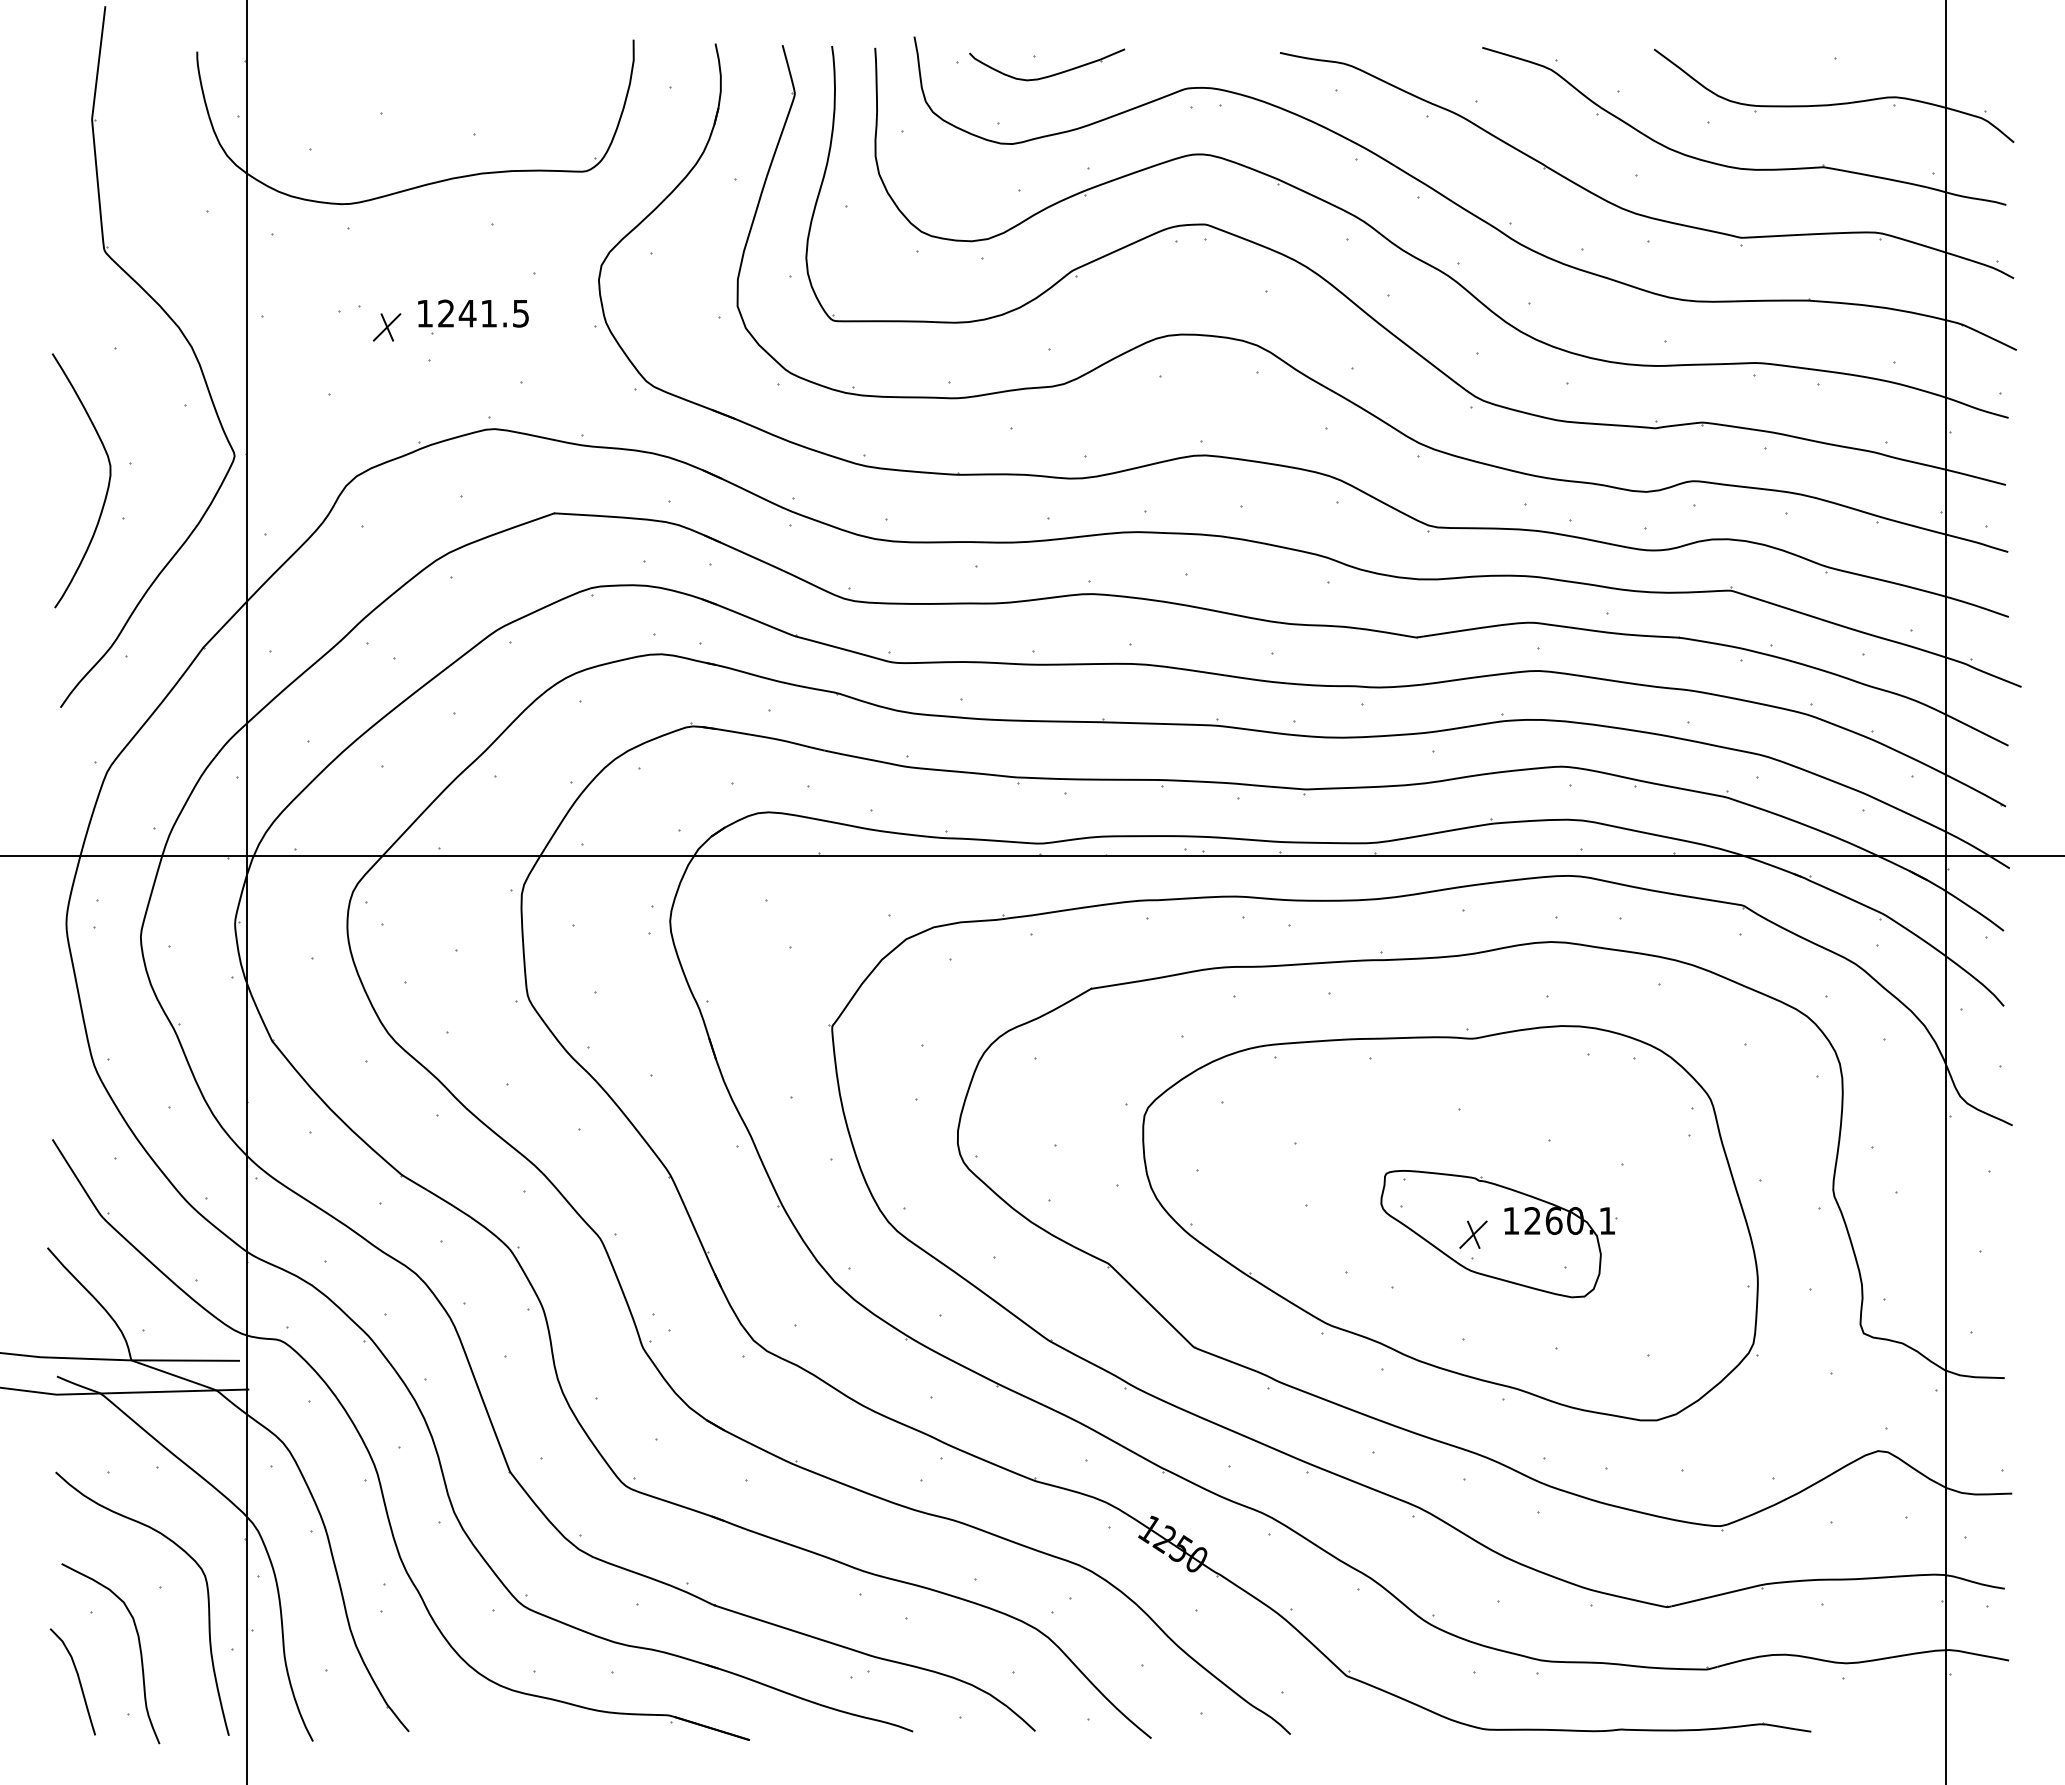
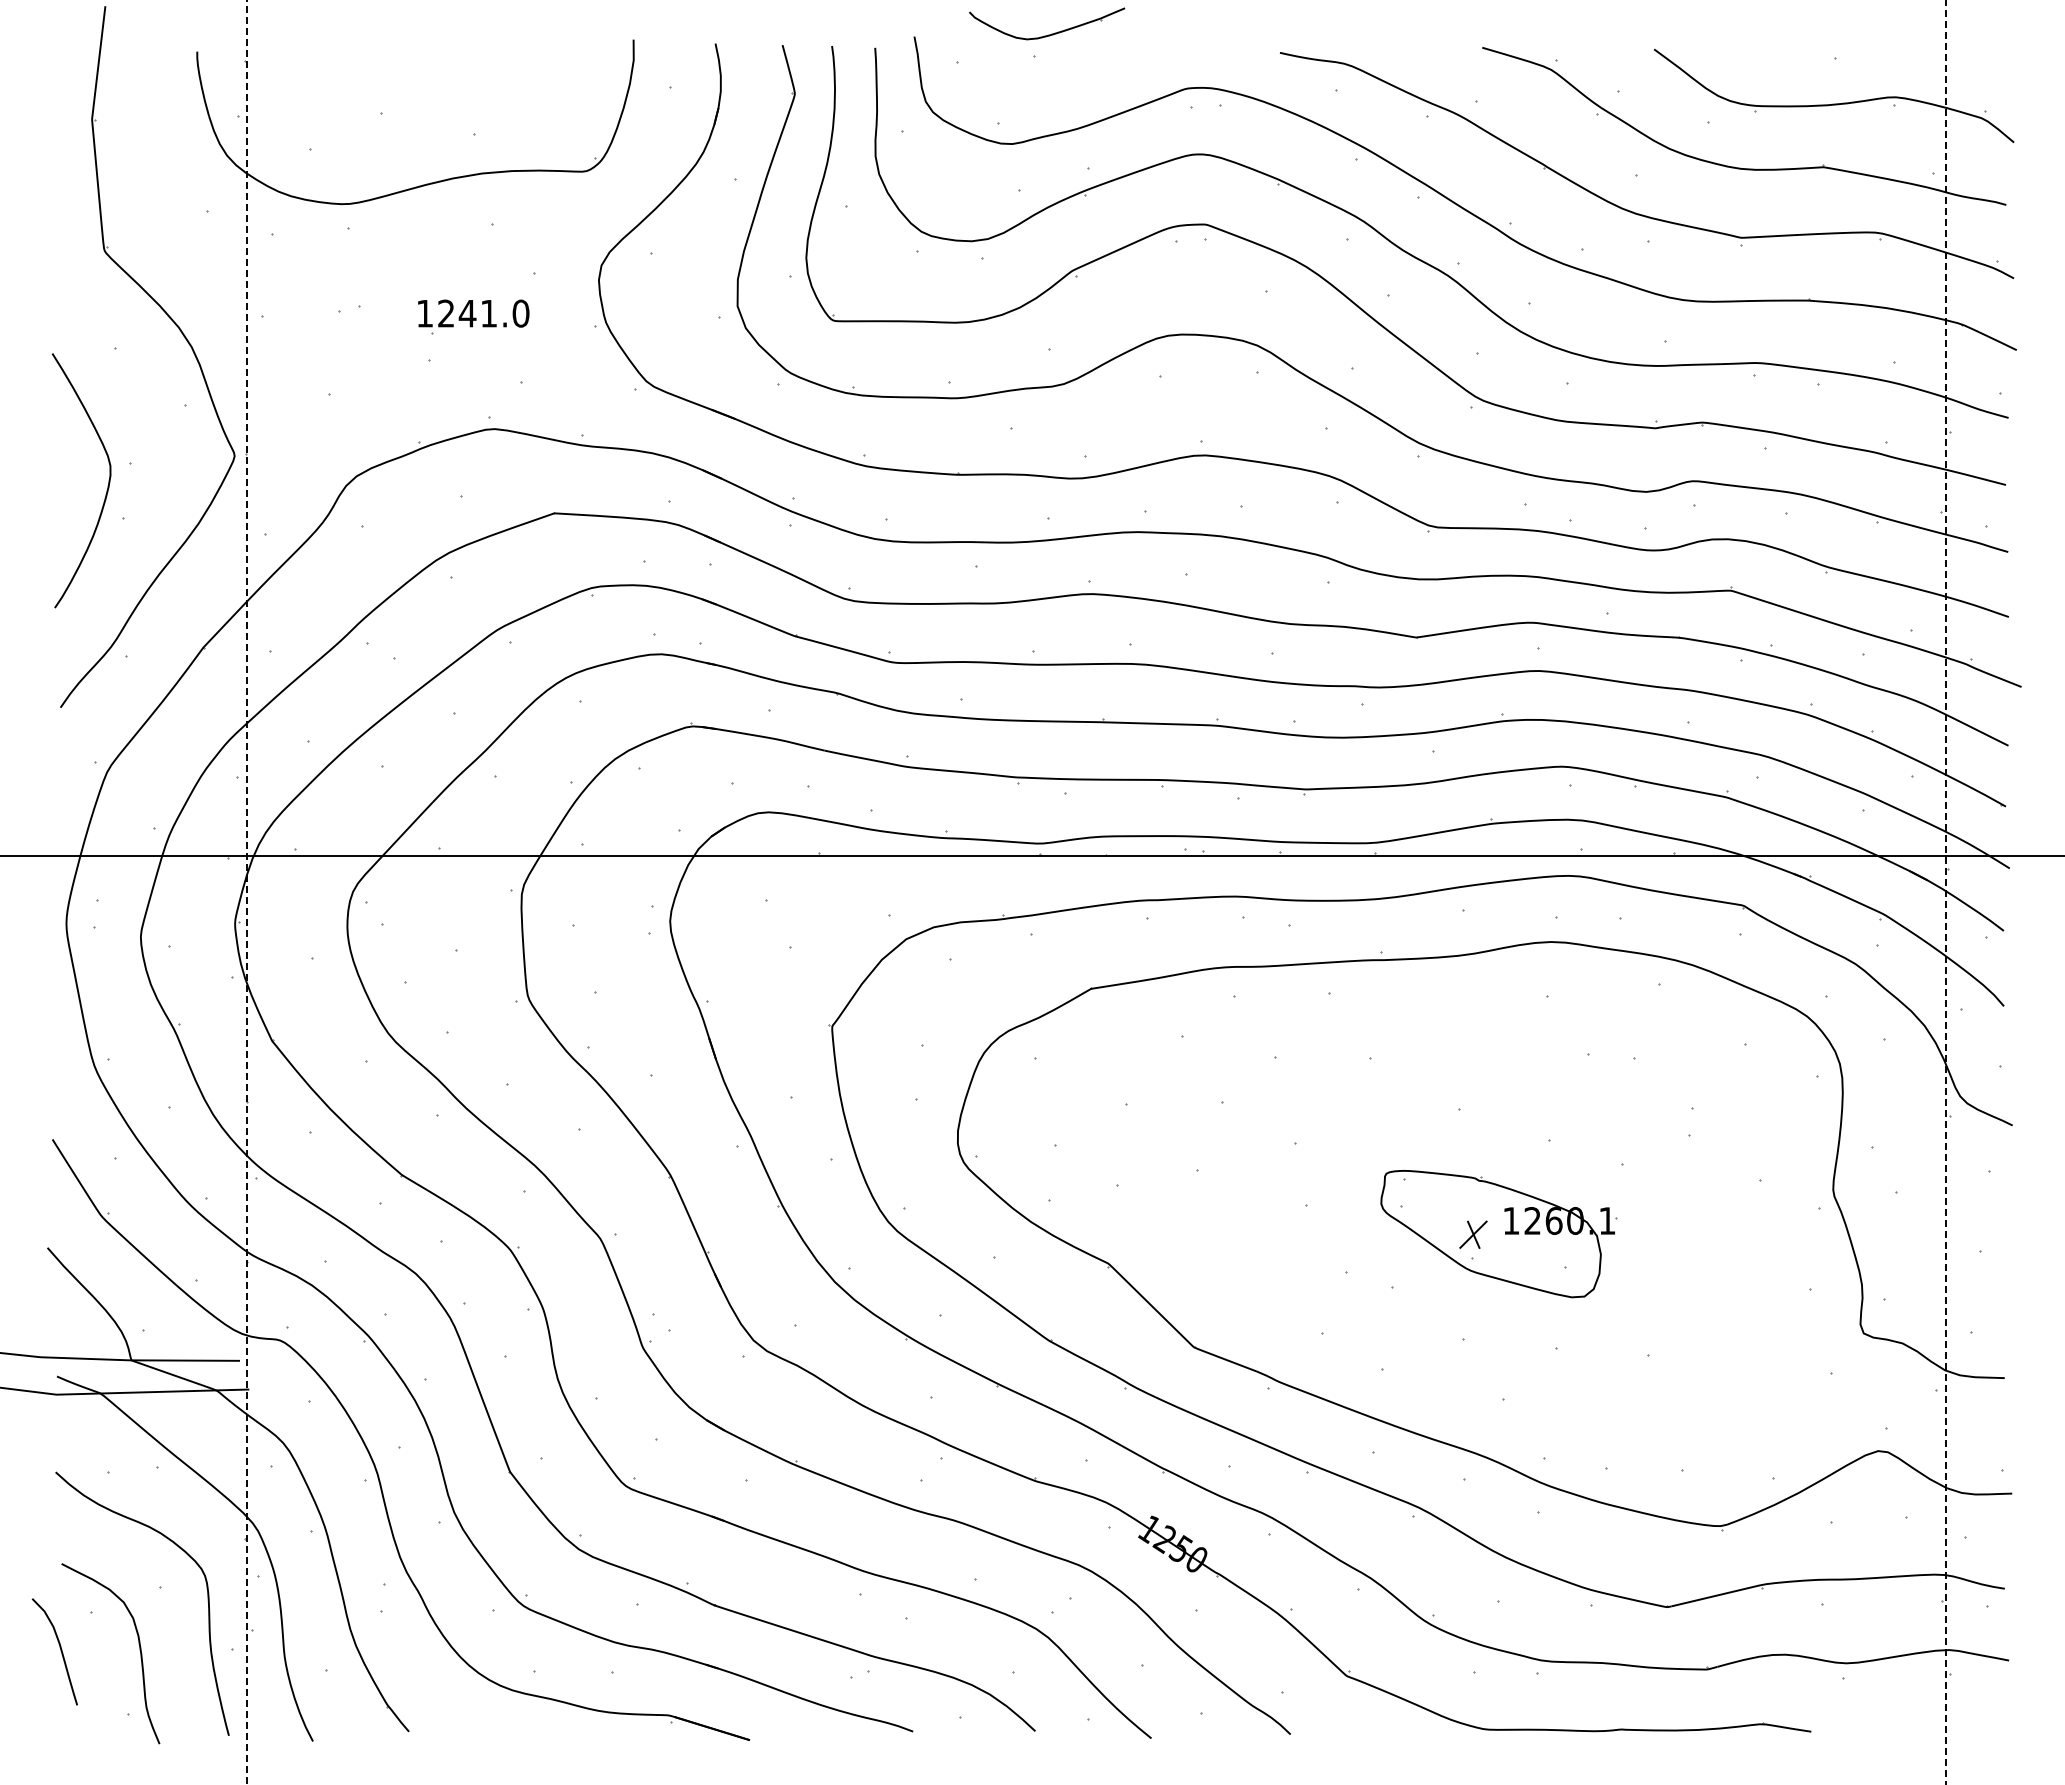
part position: (1051, 74) -> (1051, 33) (1051, 33)
text: 1241.5 -> 1241.0 (520, 313)
part: present -> none (386, 327)
line: solid -> dashed (247, 891)
line: solid -> dashed (1946, 893)
part: present -> none (1450, 1223)
curve position: (78, 1681) -> (60, 1651) (60, 1651)
